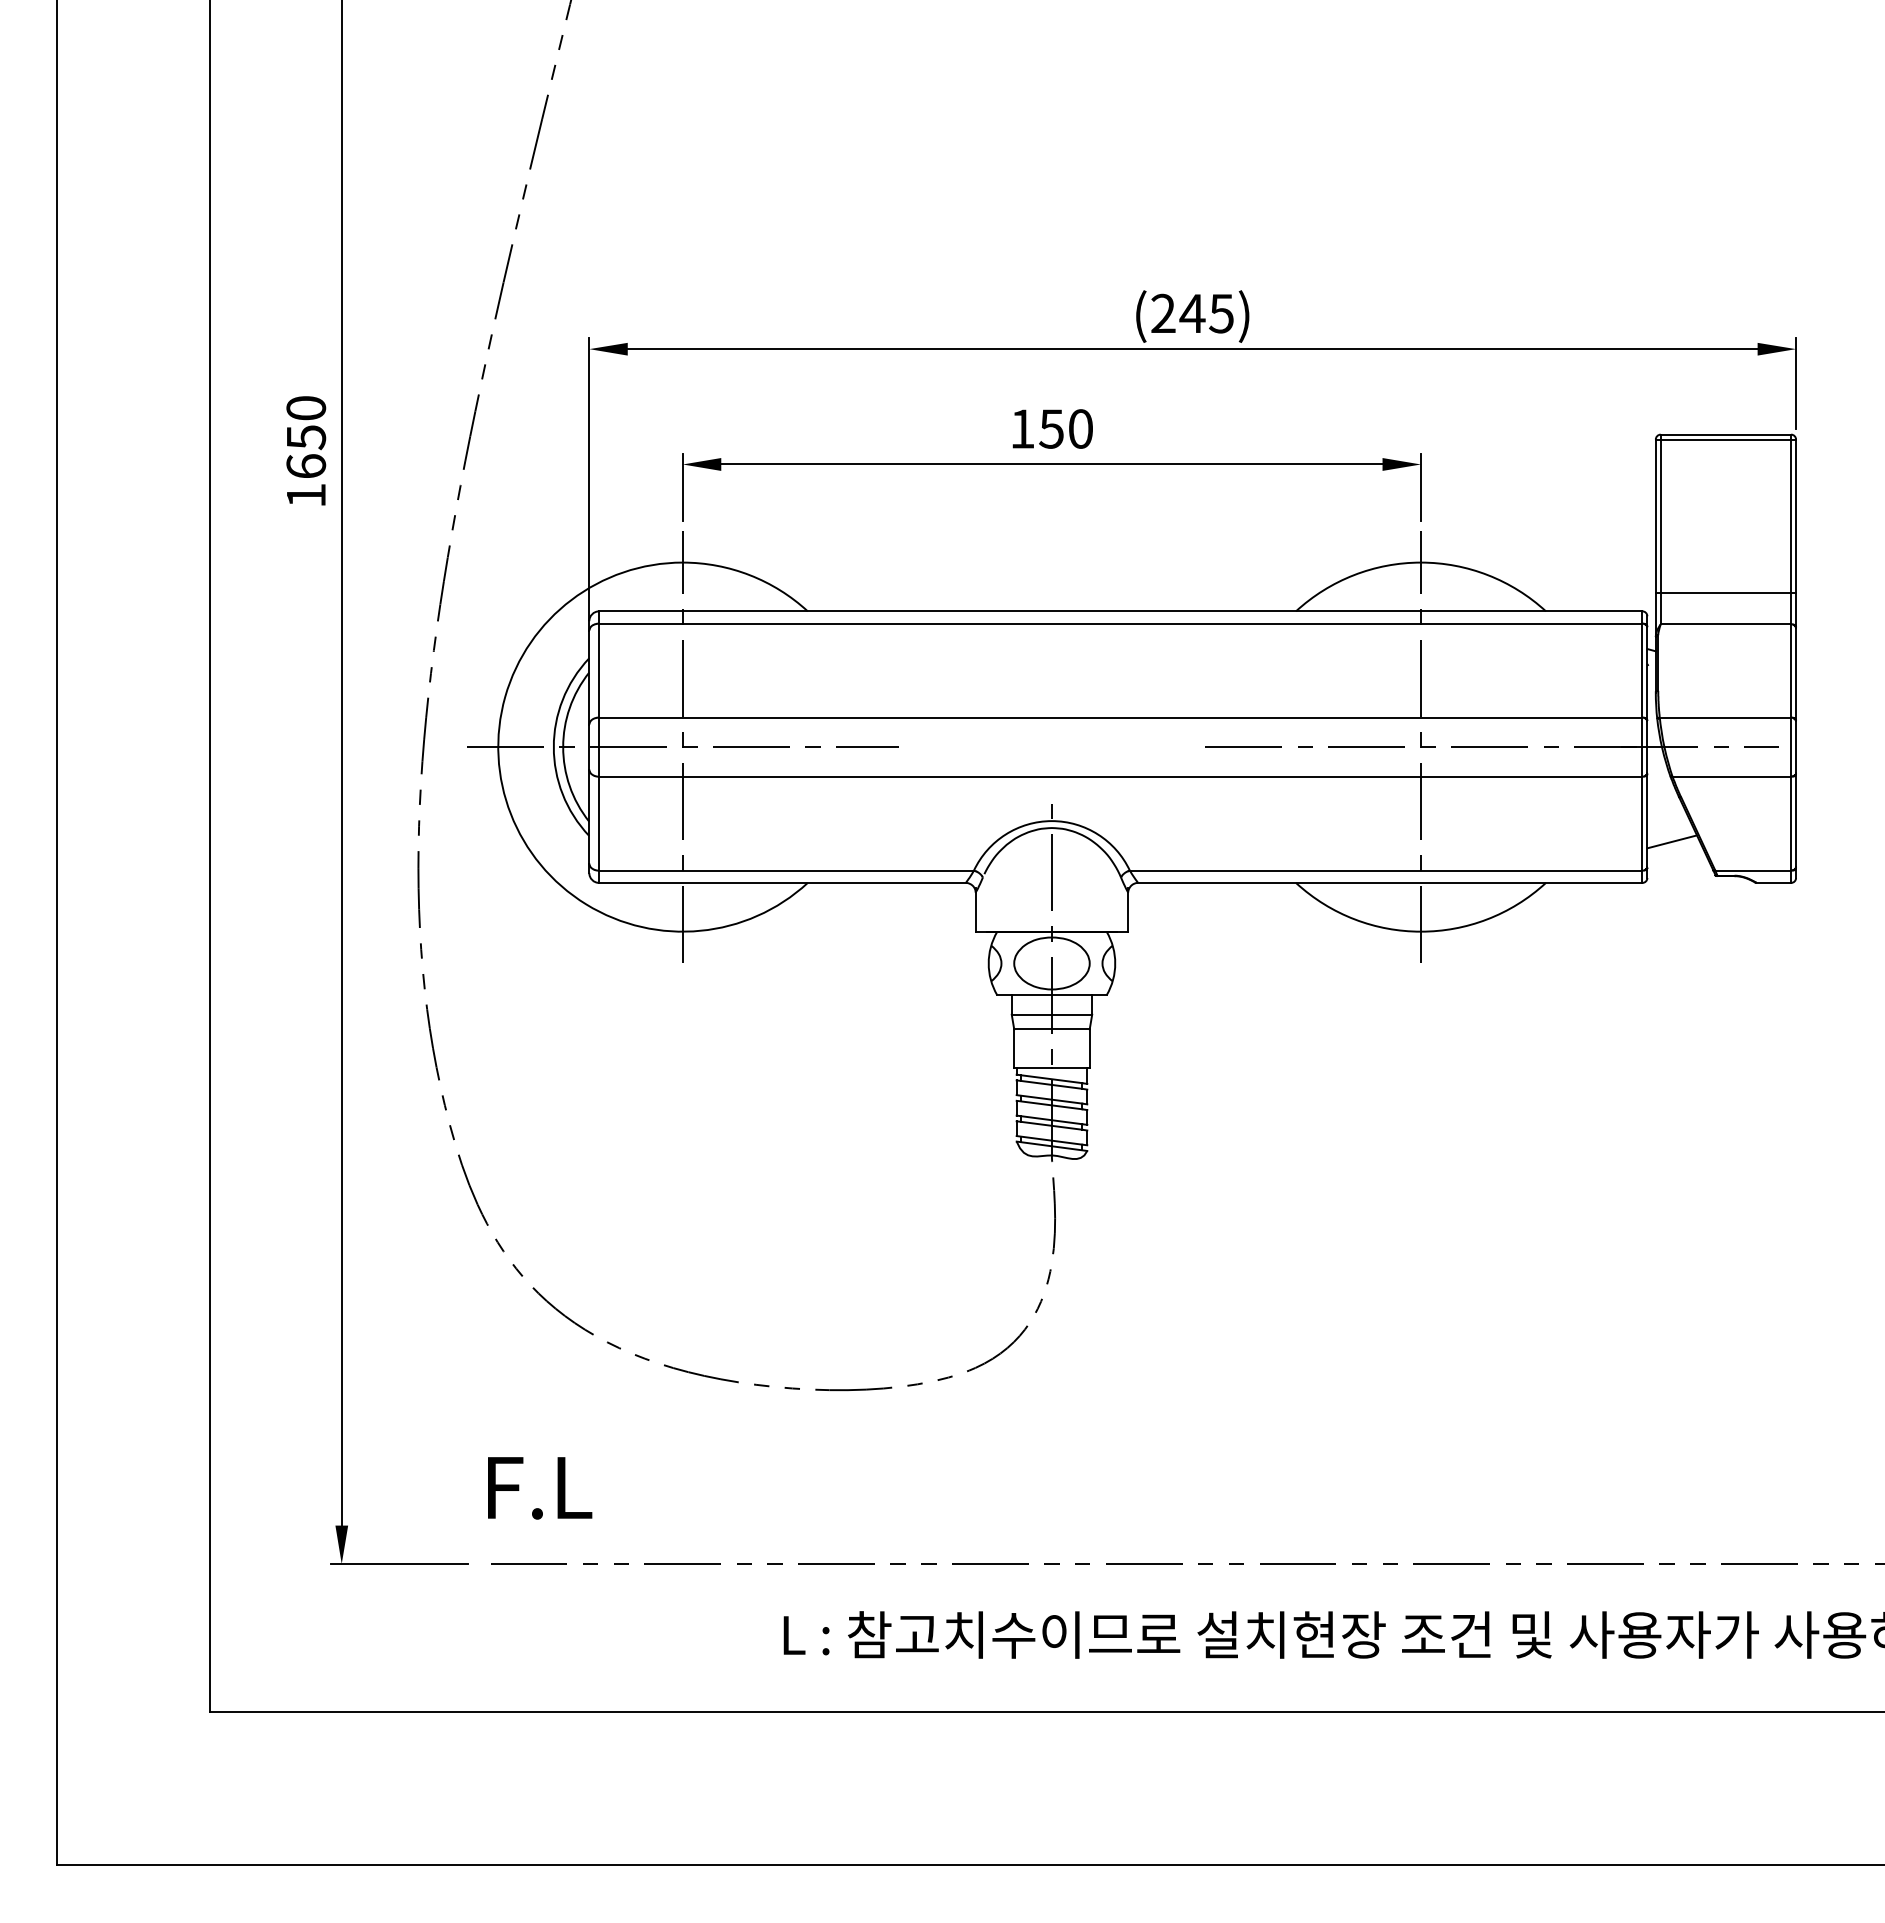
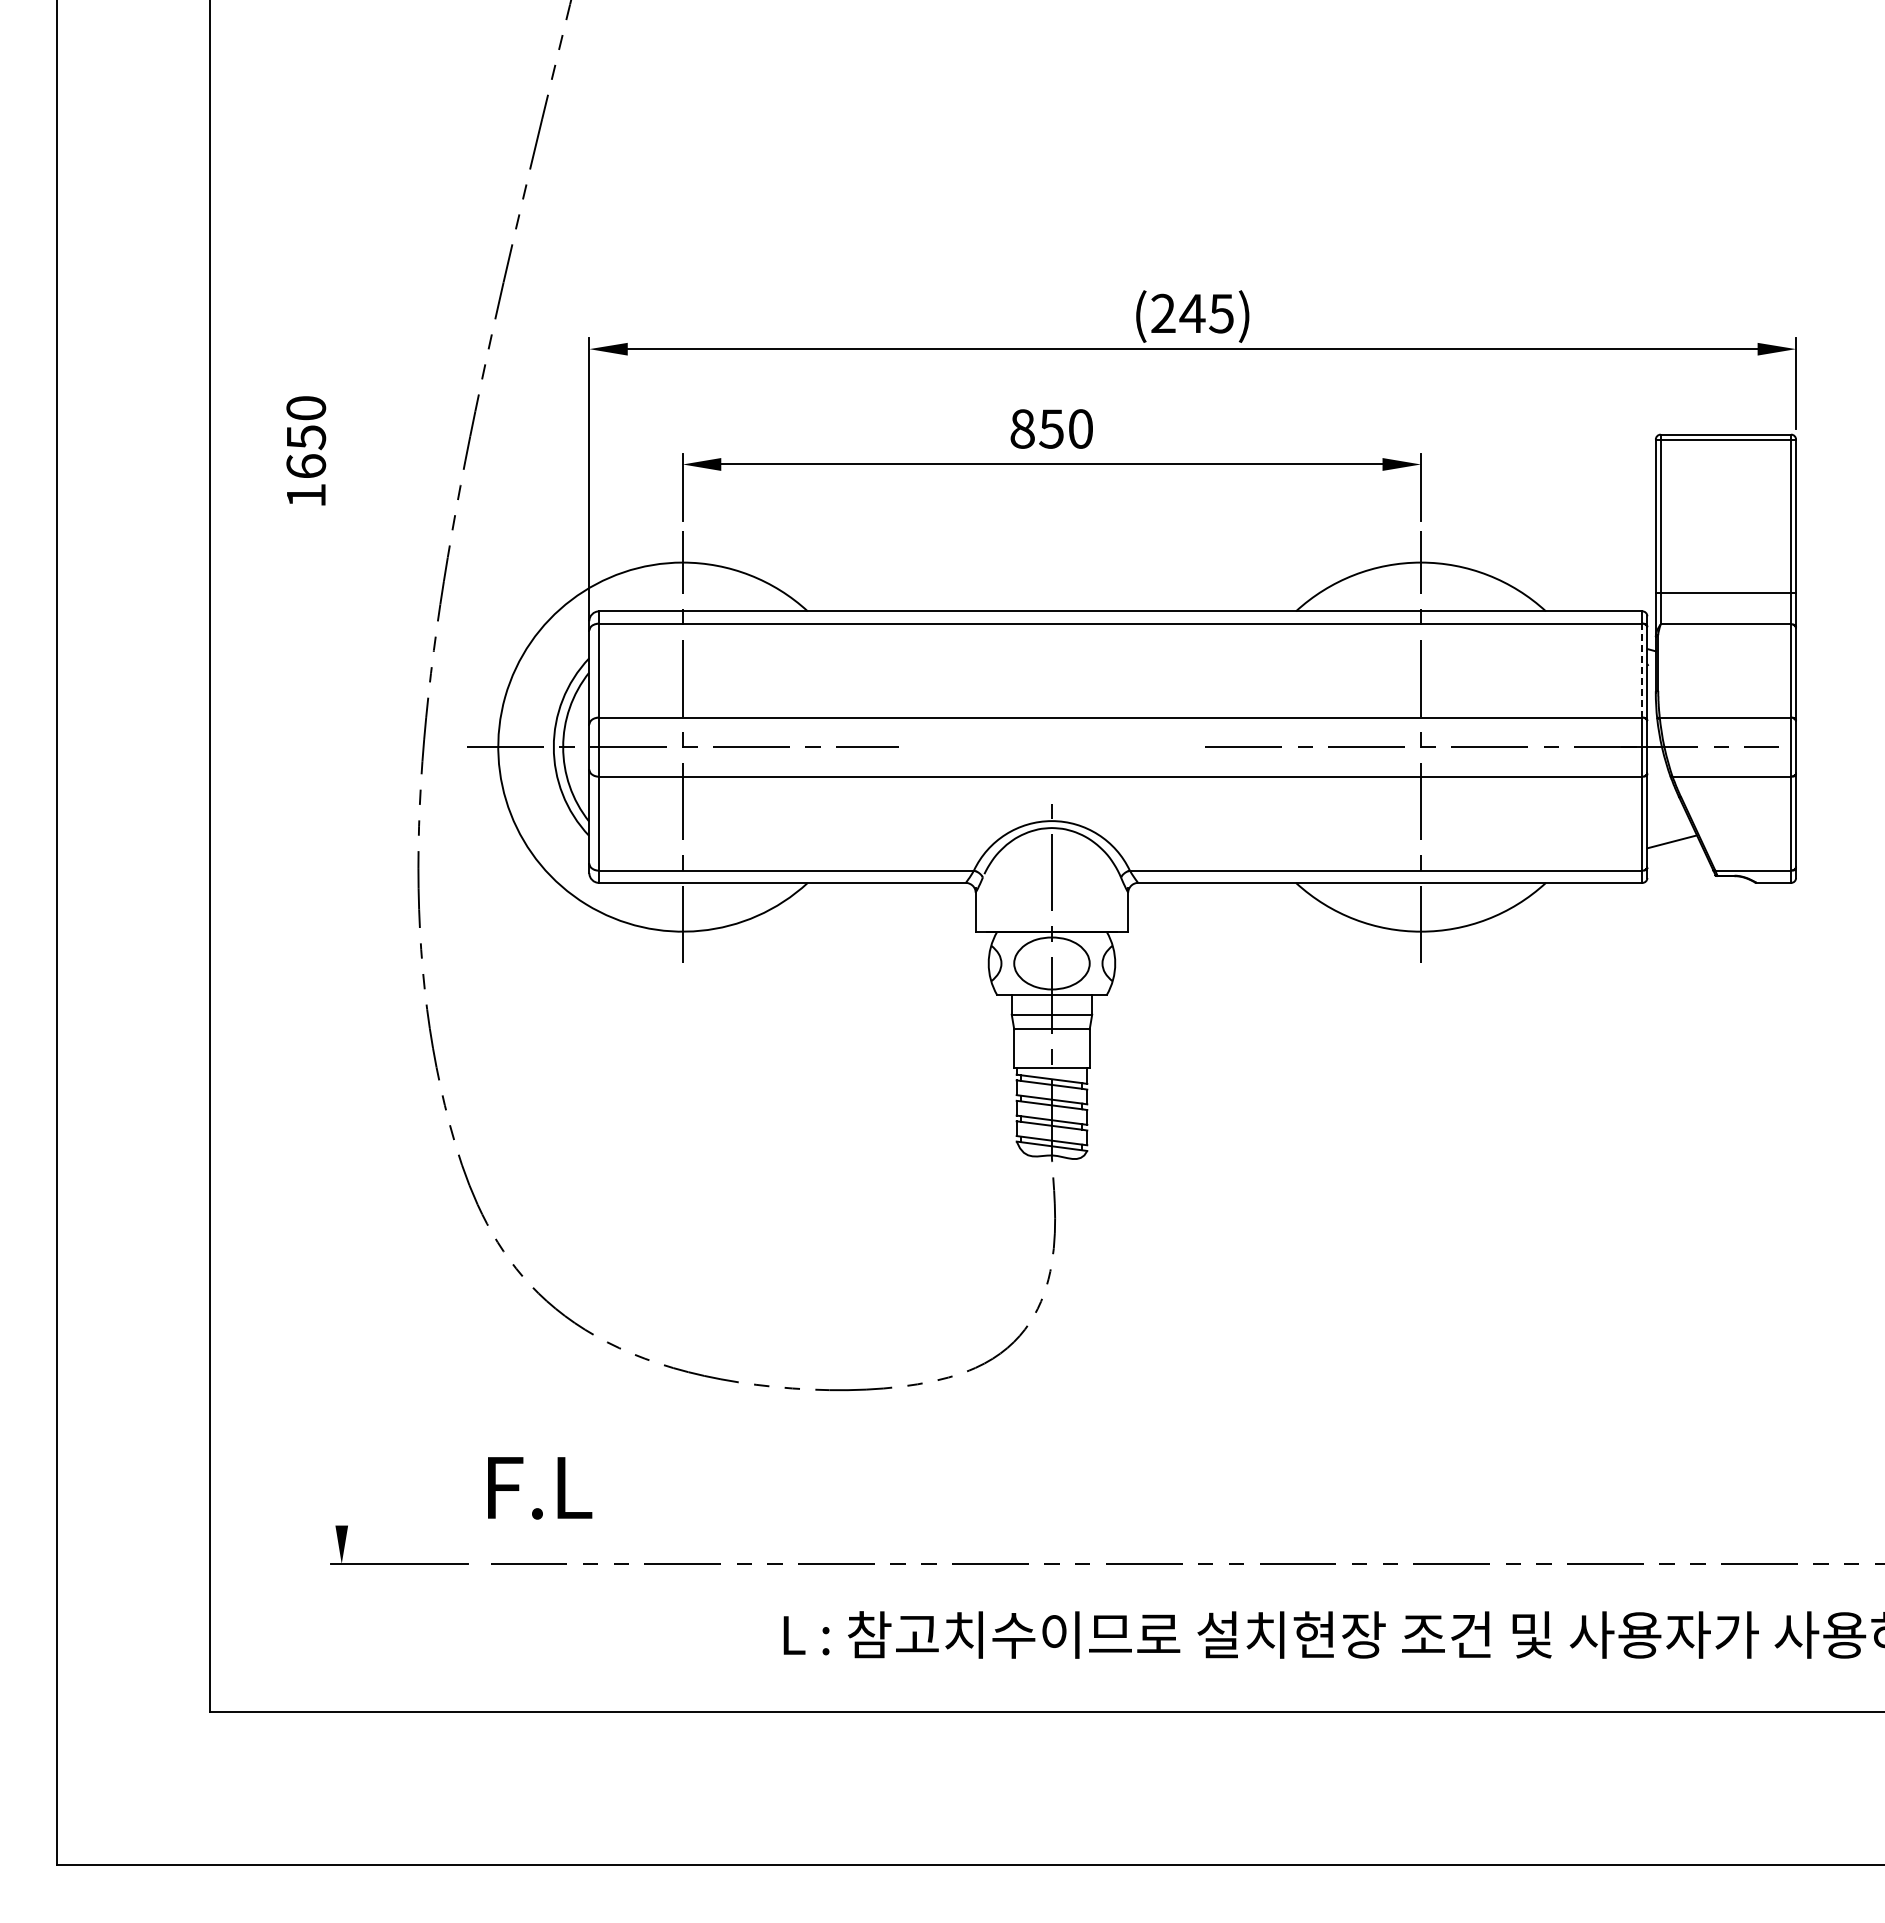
text: 150 -> 850 (1022, 428)
line: solid -> dashed (1642, 670)
line: present -> none (341, 763)
